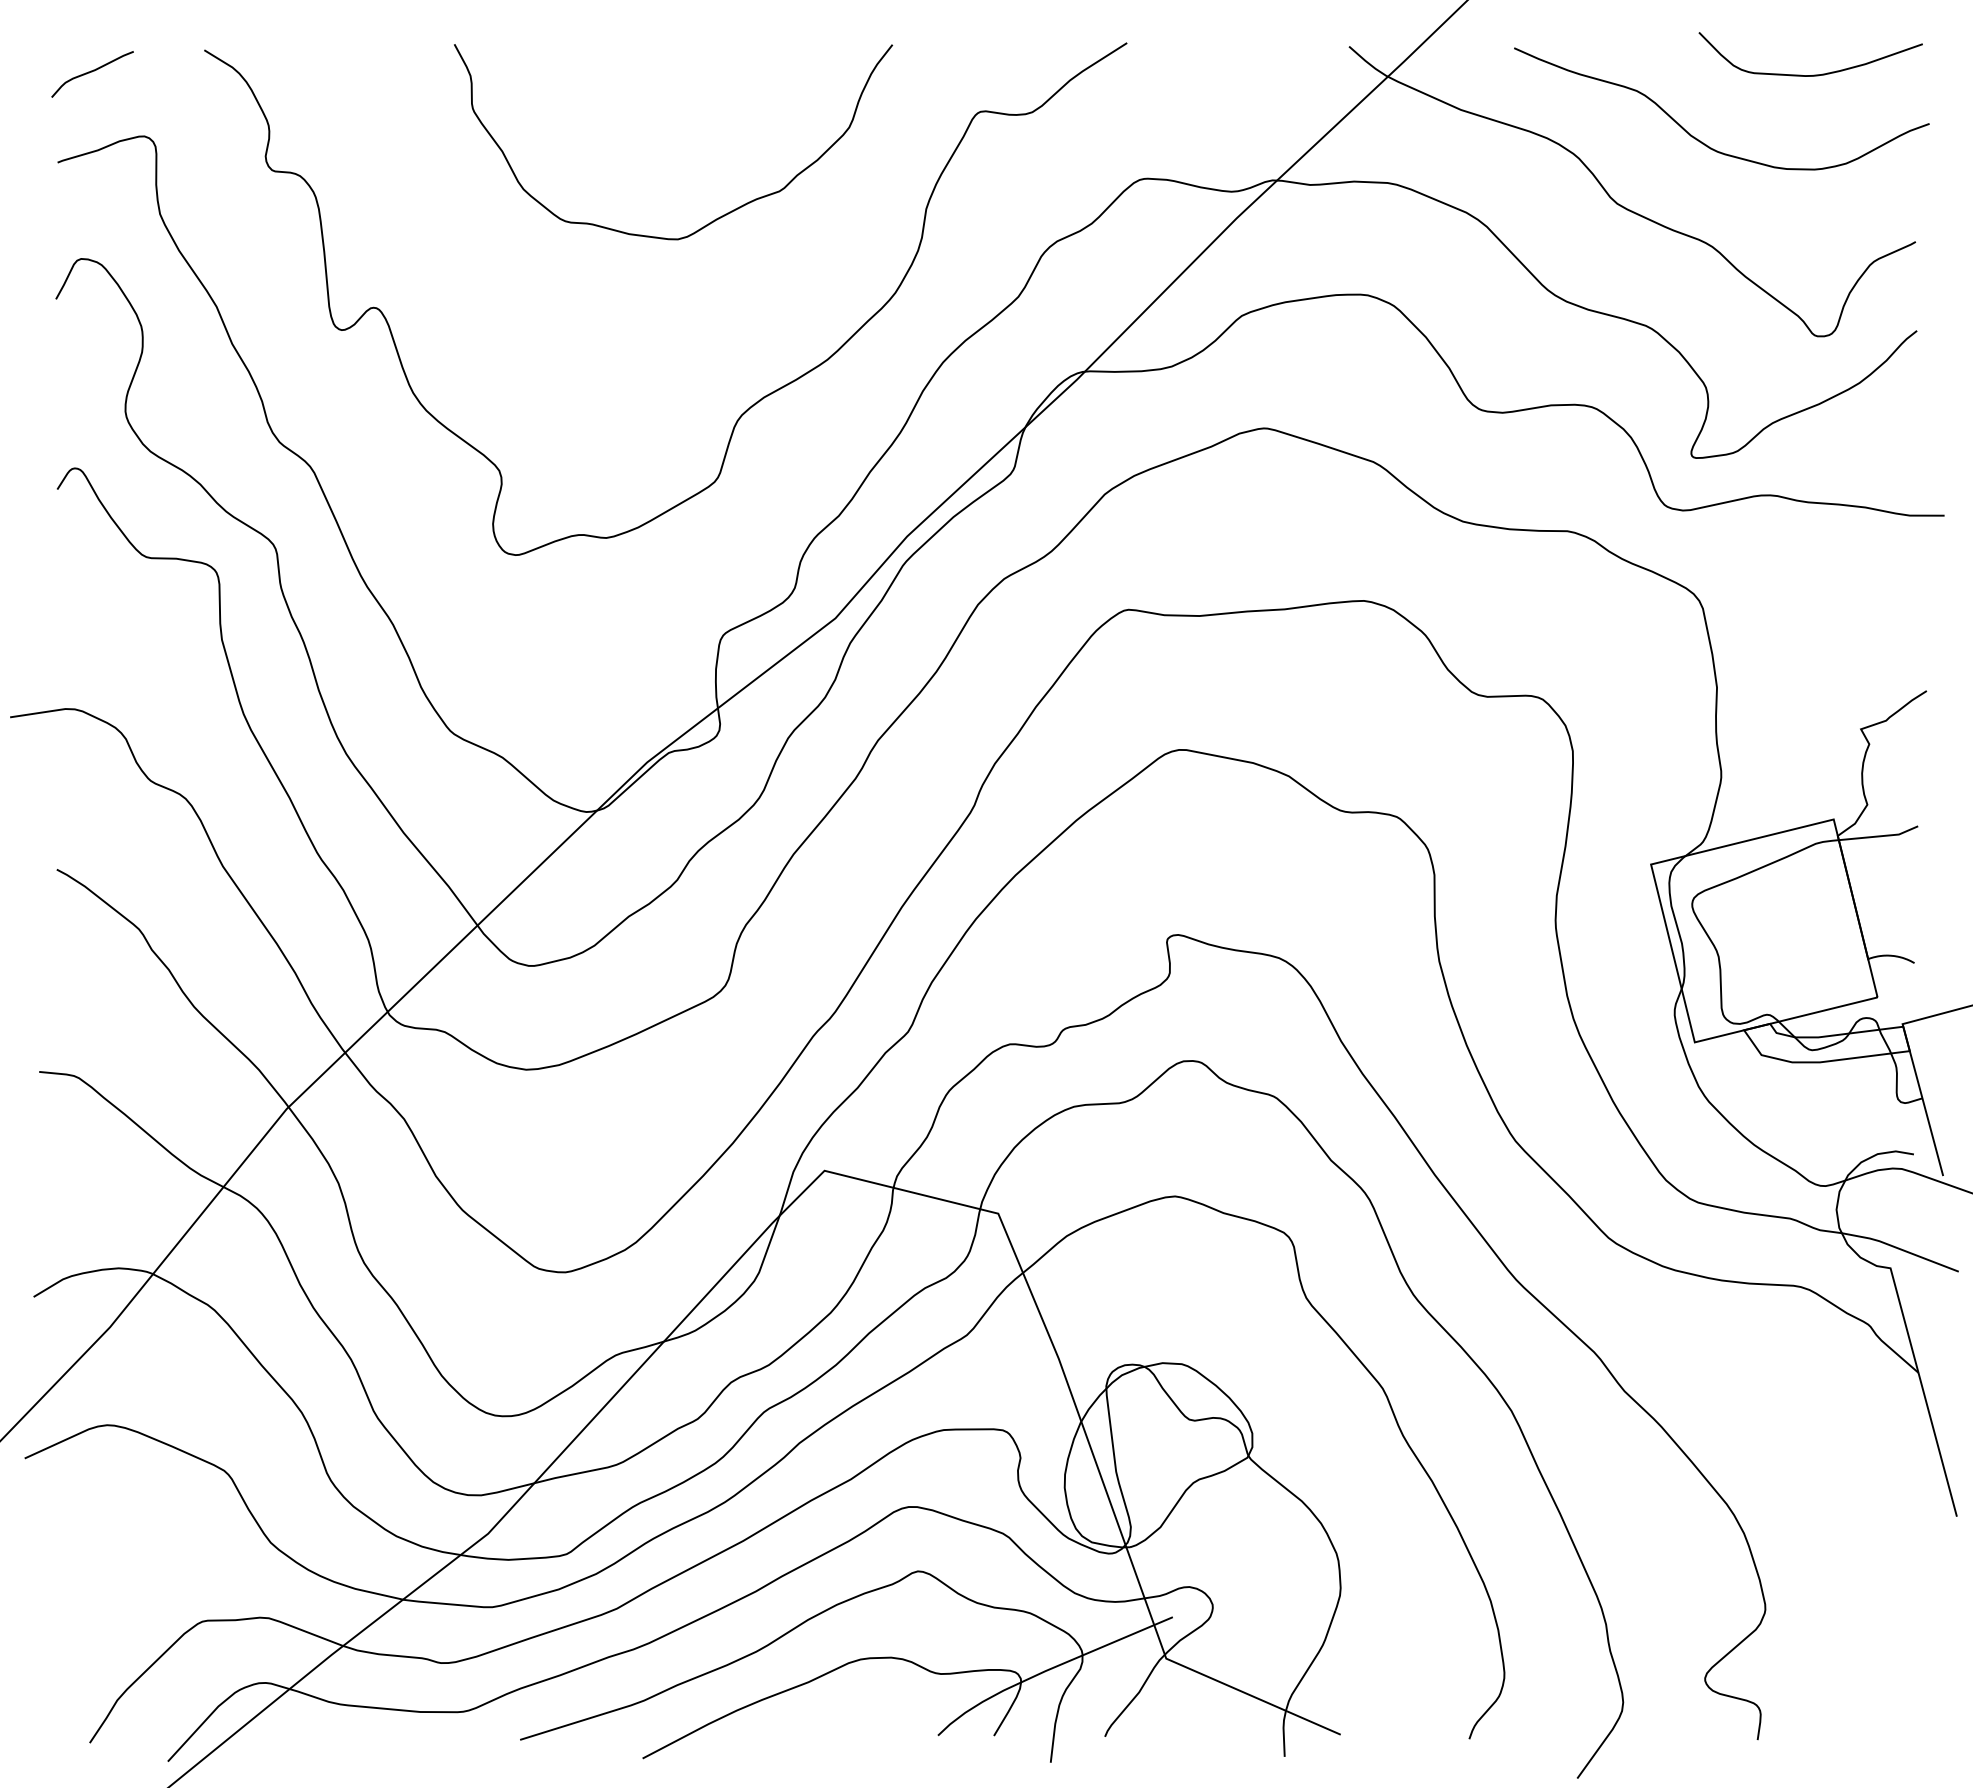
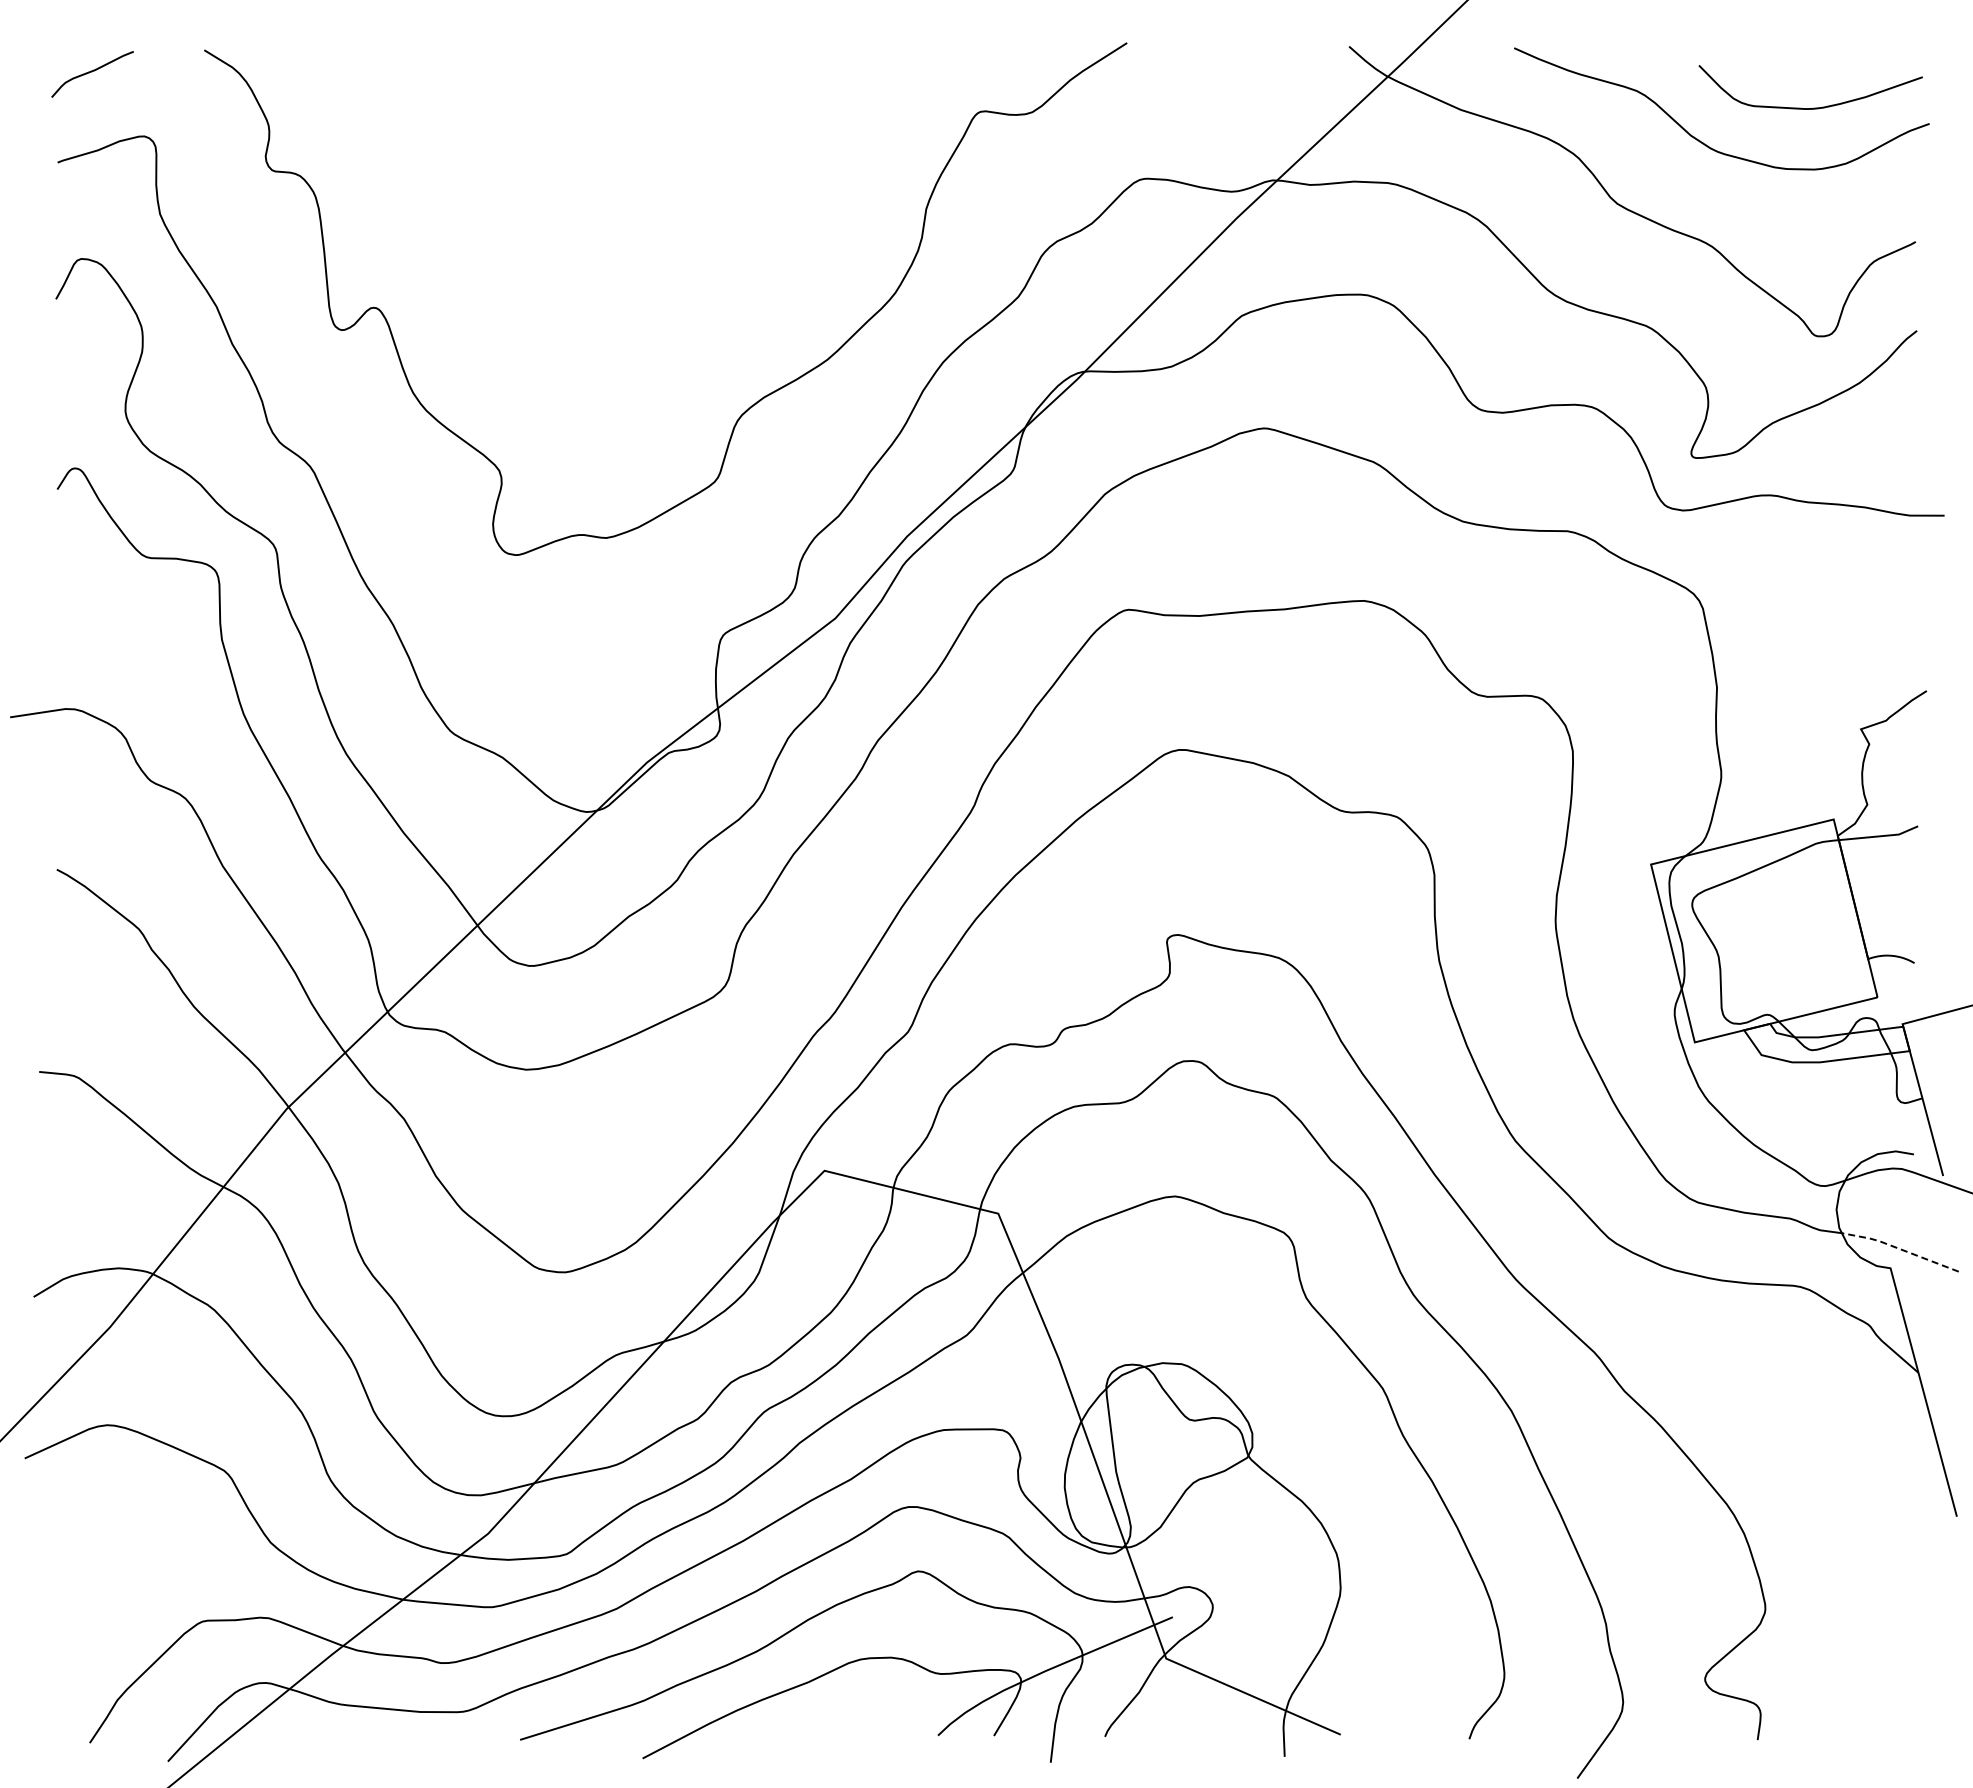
curve position: (1813, 74) -> (1813, 107) (1813, 107)
curve: present -> none (714, 219)
line: solid -> dashed (1899, 1249)
